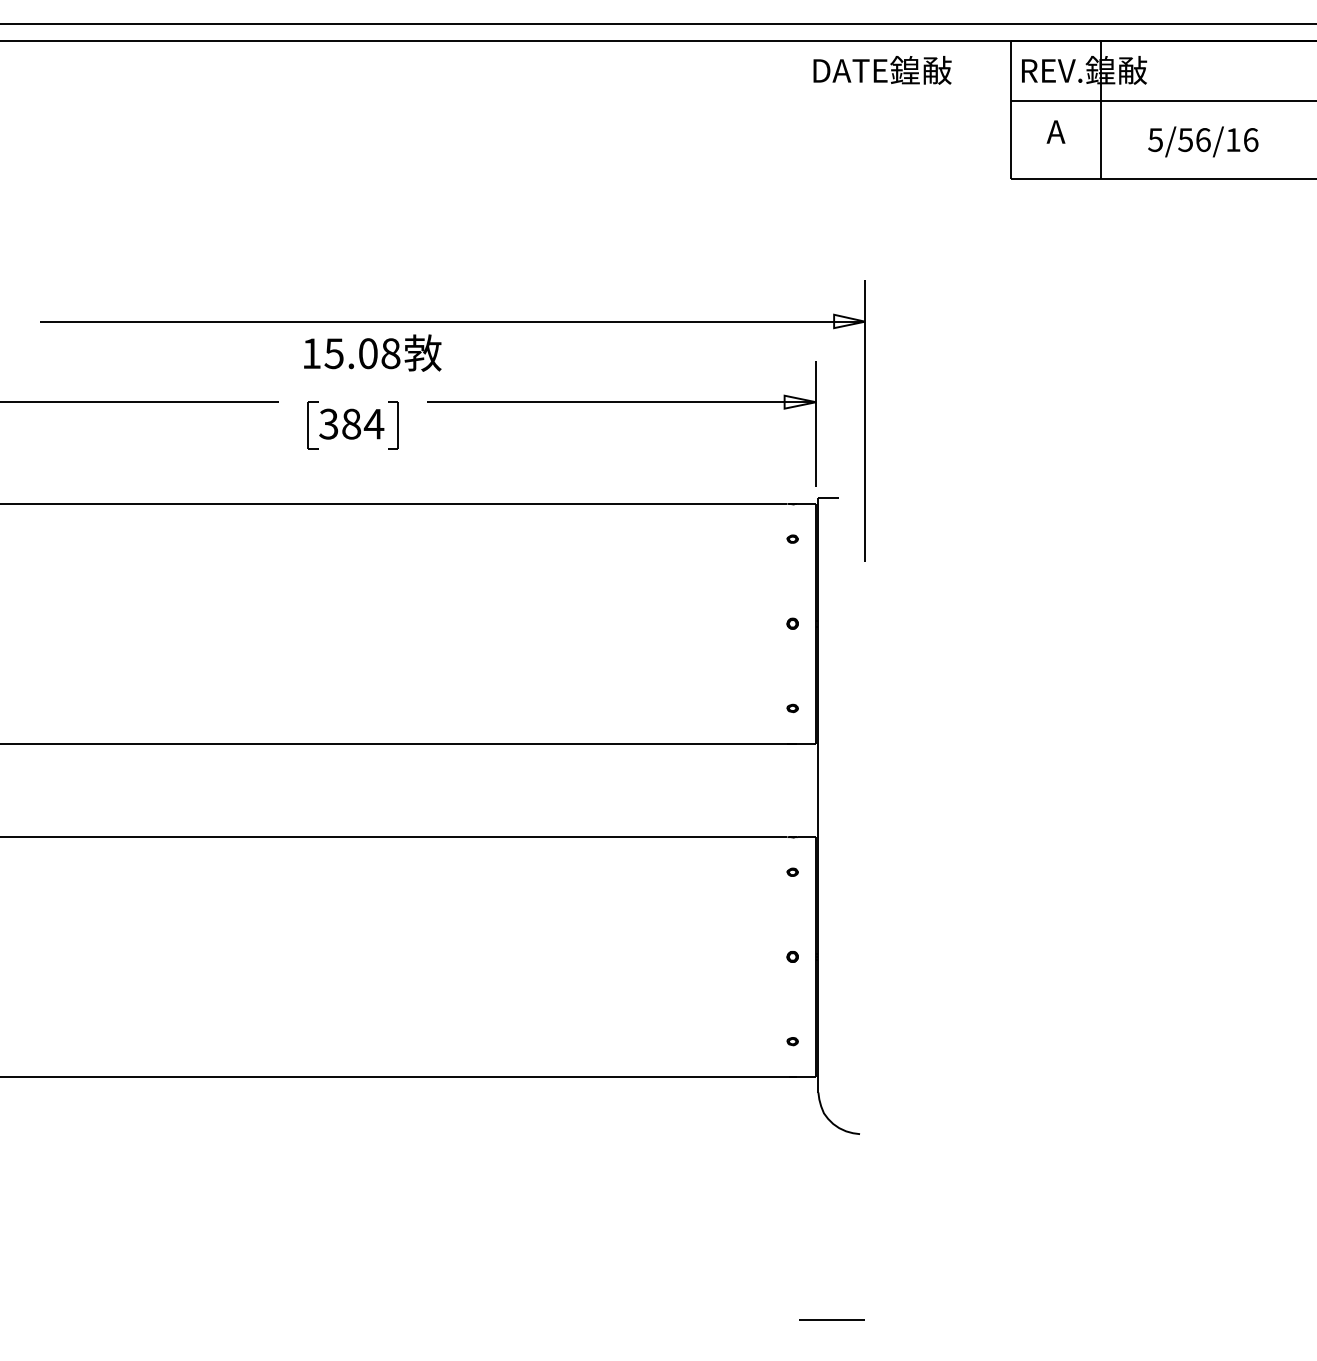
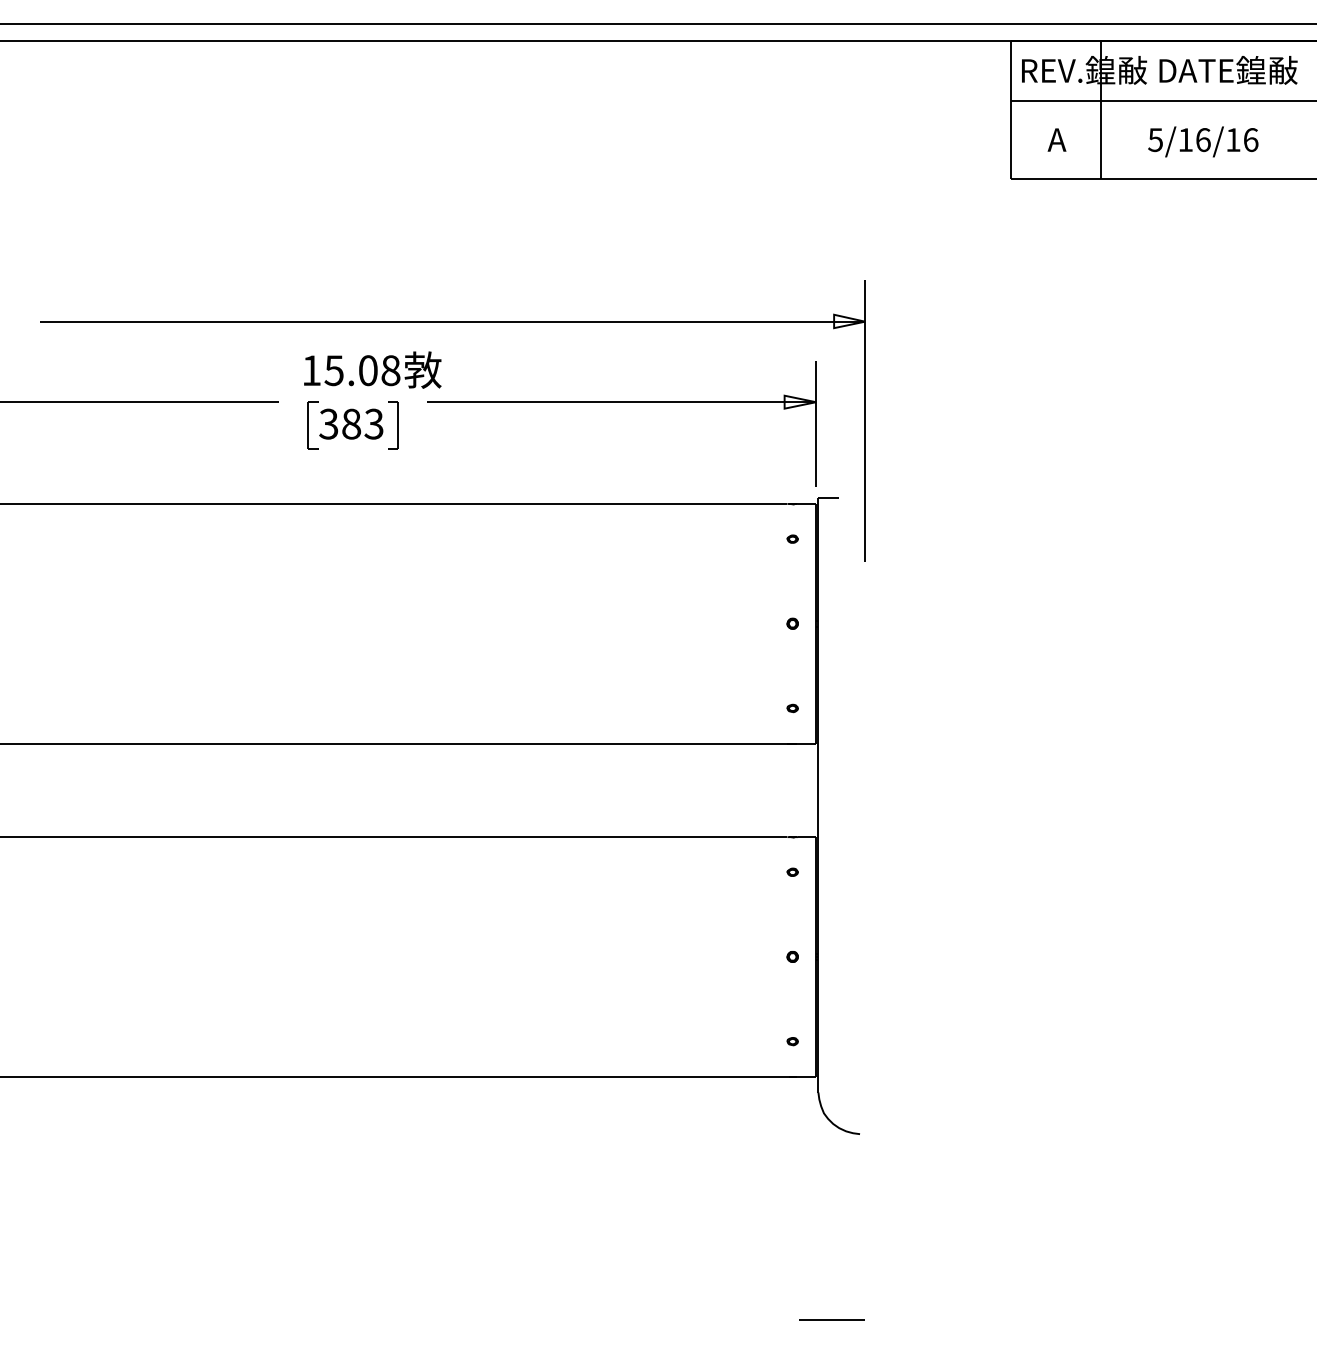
text position: (882, 70) -> (1228, 70) (1228, 70)
text position: (1055, 131) -> (1056, 139) (1056, 139)
text: 5/56/16 -> 5/16/16 (1185, 140)
text position: (372, 352) -> (372, 369) (372, 369)
text: 384 -> 383 (373, 423)
